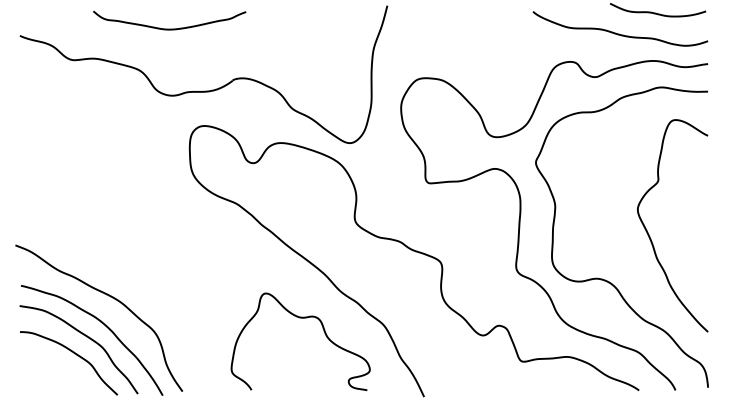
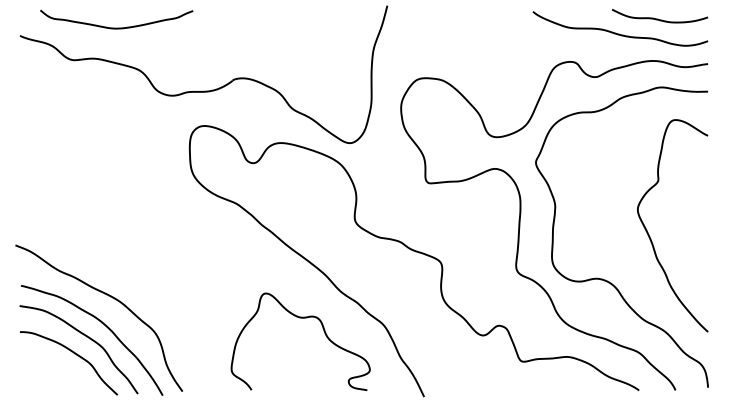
curve position: (656, 12) -> (658, 18) (658, 18)
curve position: (169, 28) -> (116, 27) (116, 27)
